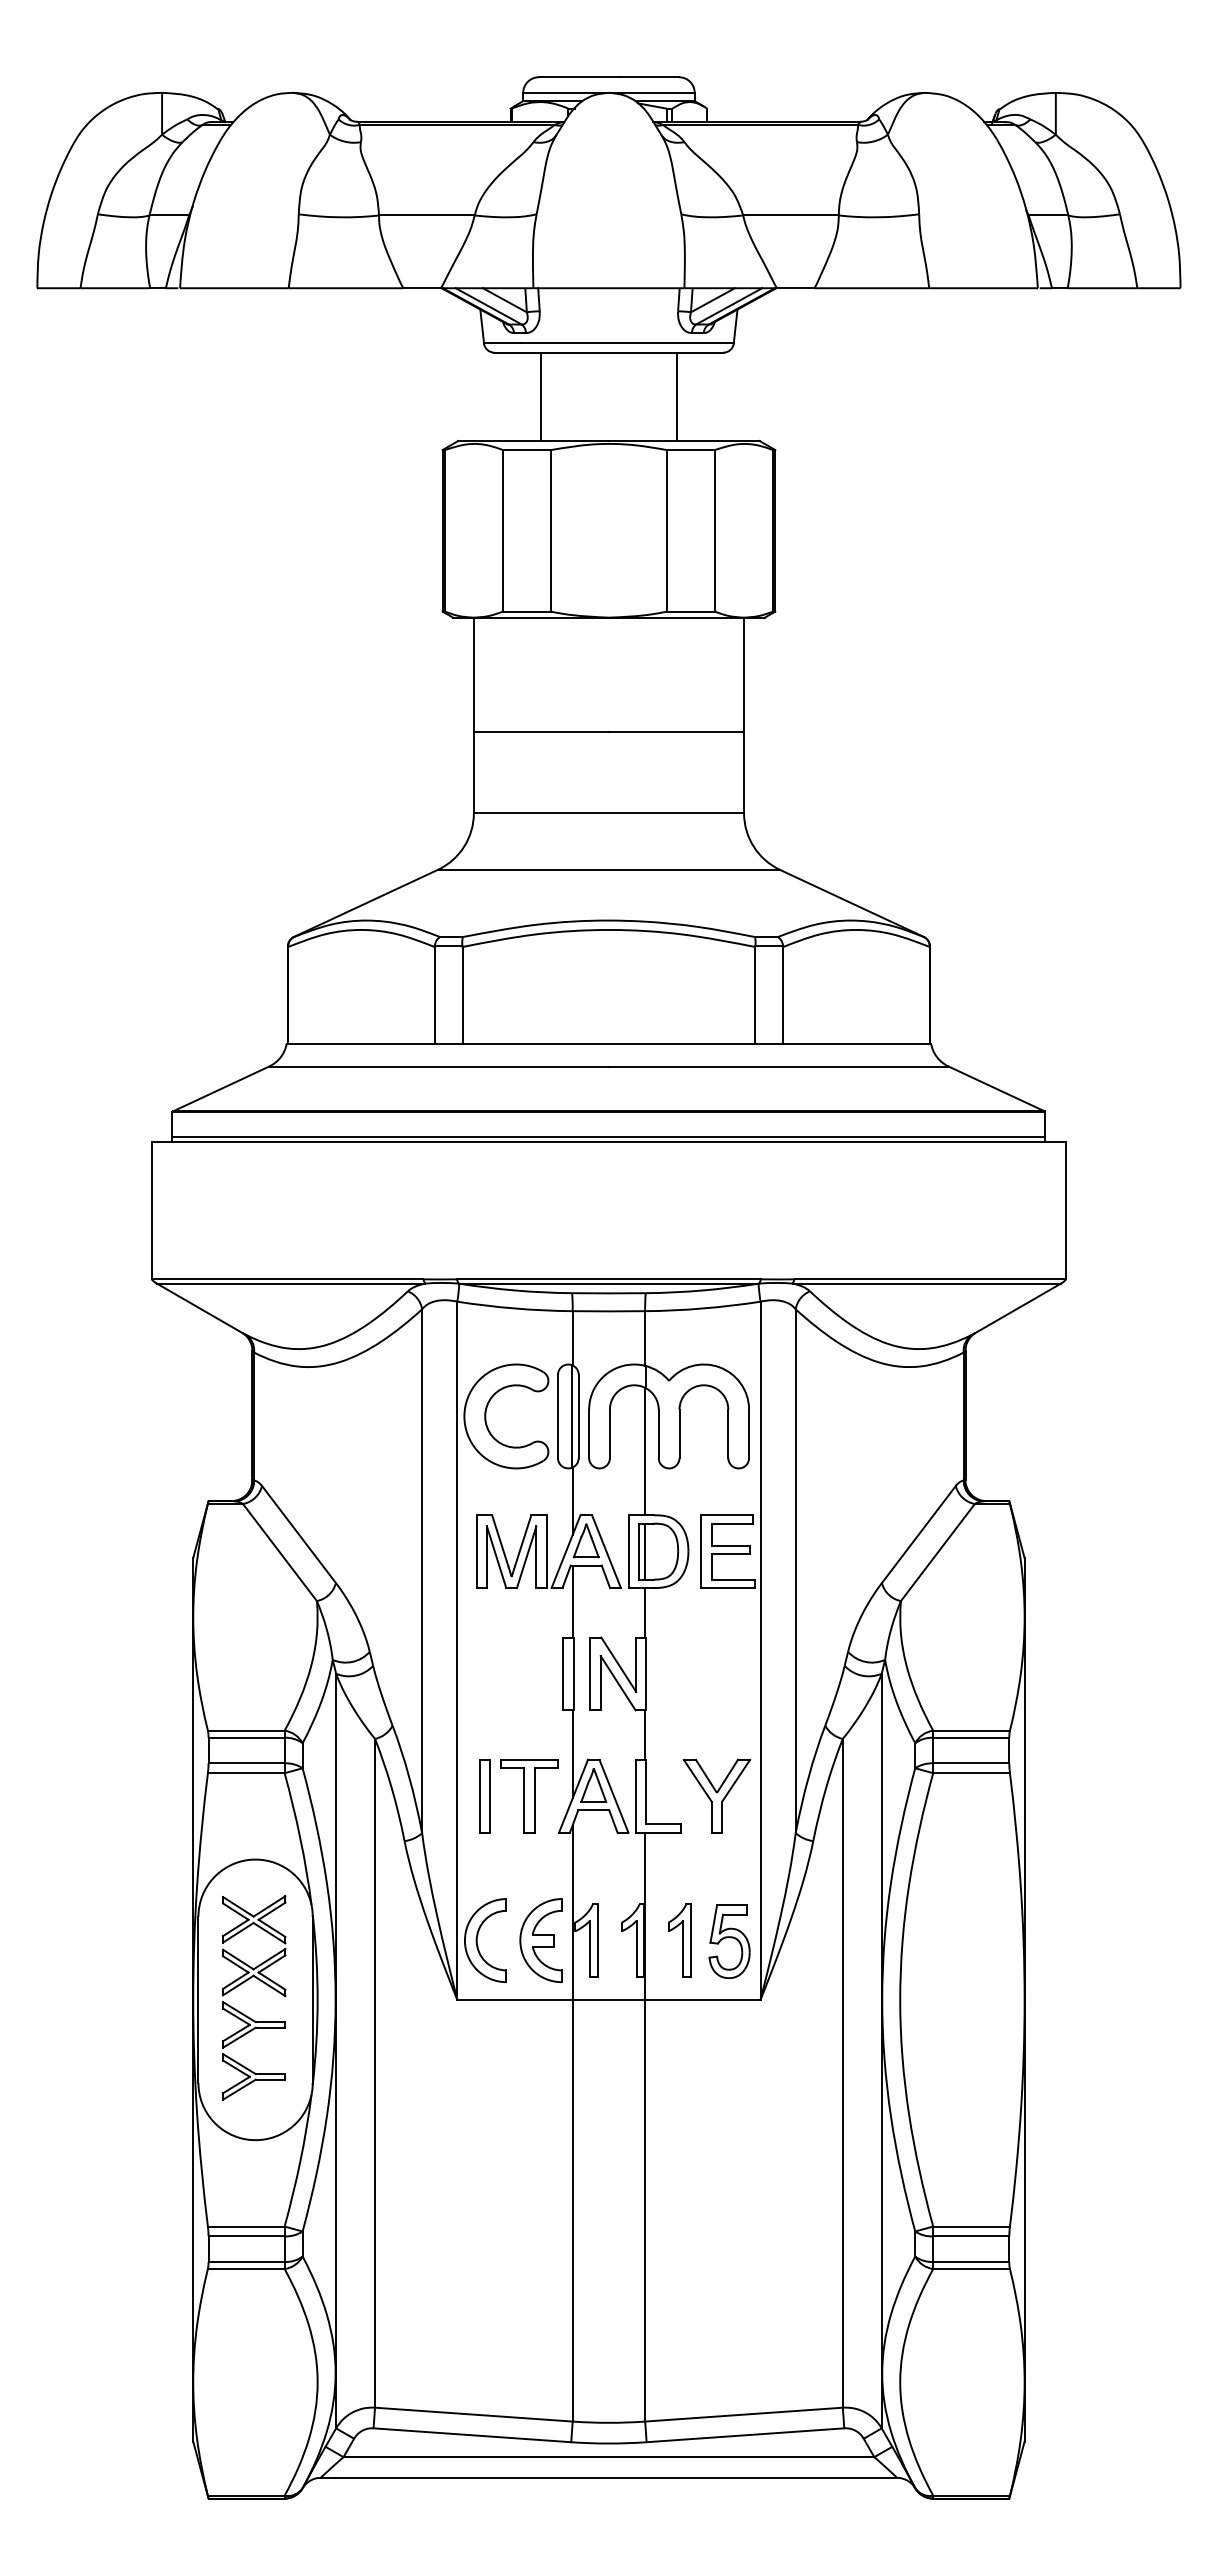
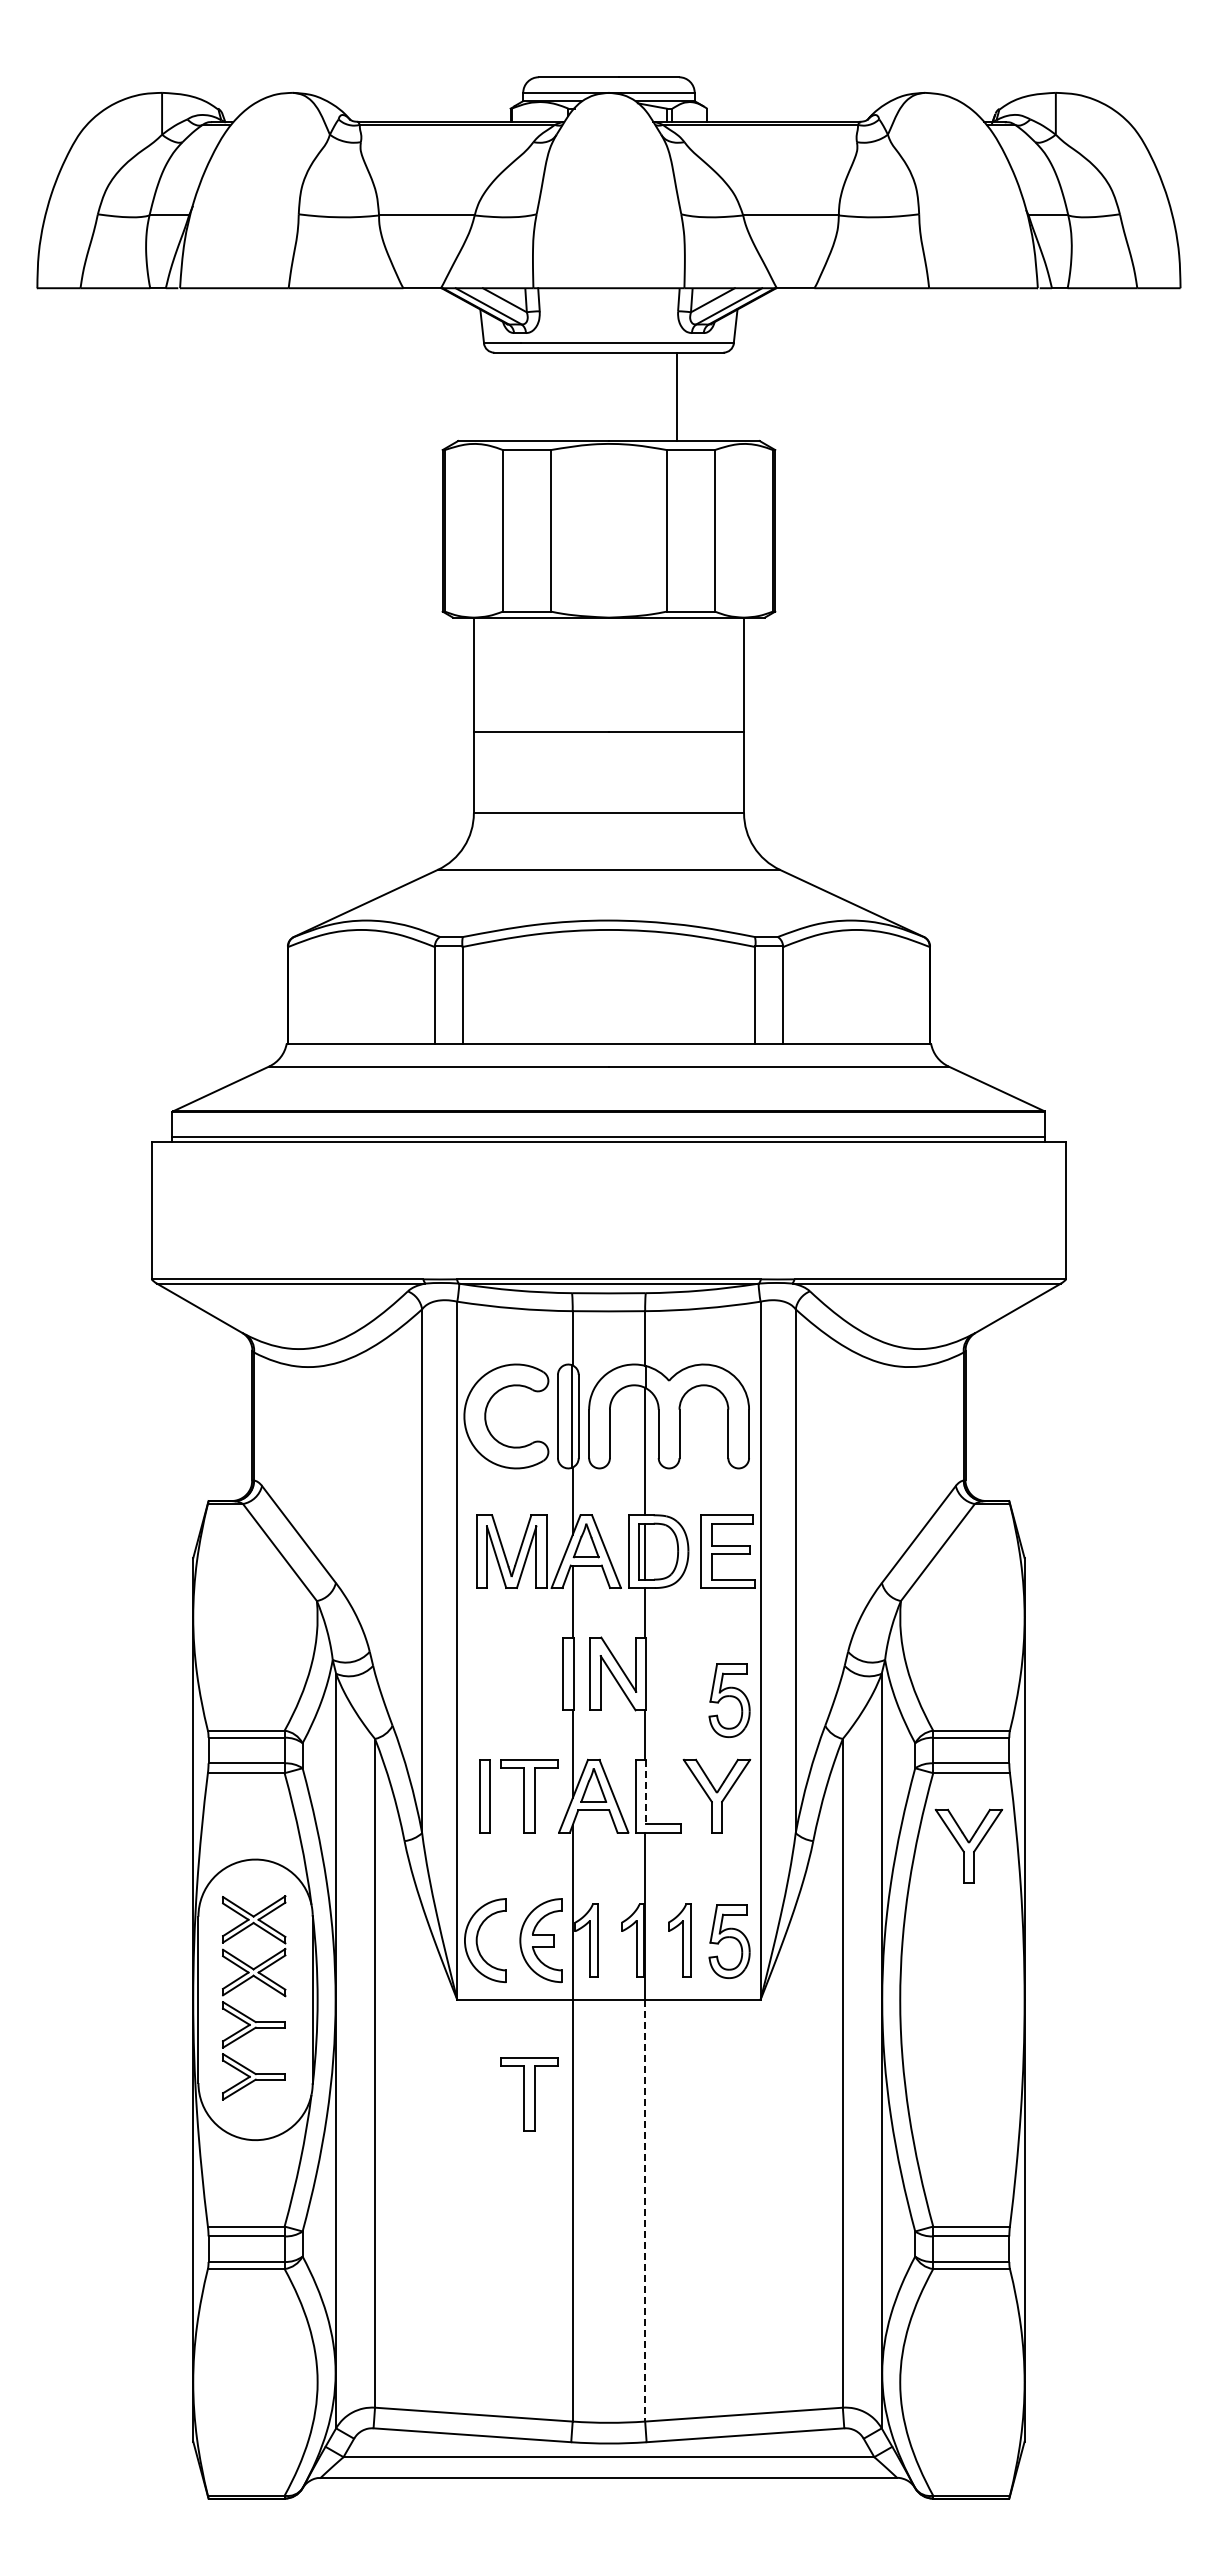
line: present -> none (541, 396)
part: none -> present (729, 1700)
line: solid -> dashed (646, 1792)
part: none -> present (968, 1845)
part: none -> present (529, 2094)
line: solid -> dashed (645, 2210)
